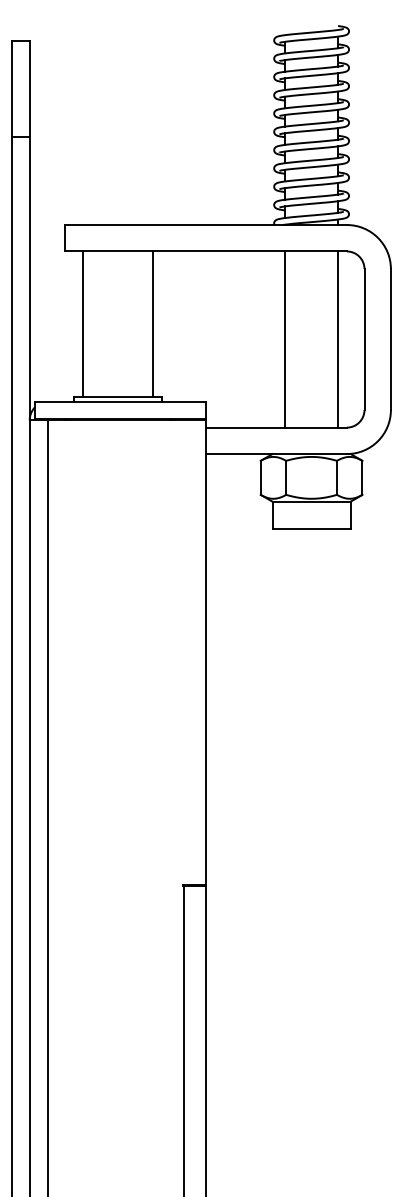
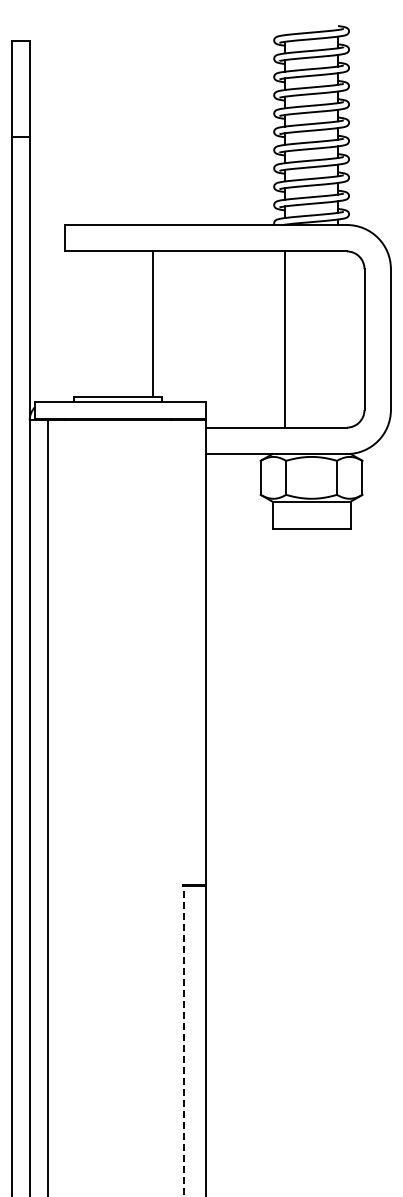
line: present -> none (82, 324)
line: present -> none (338, 339)
line: solid -> dashed (183, 1041)
